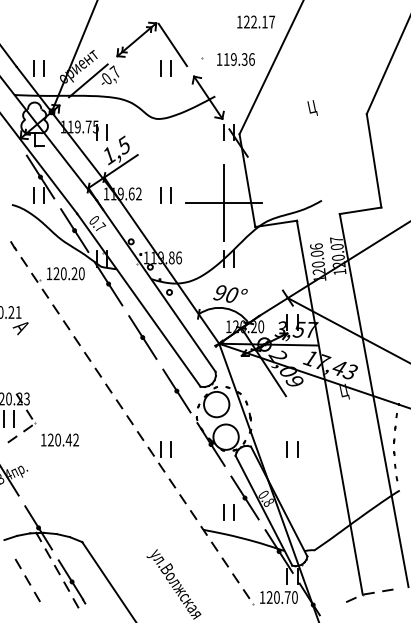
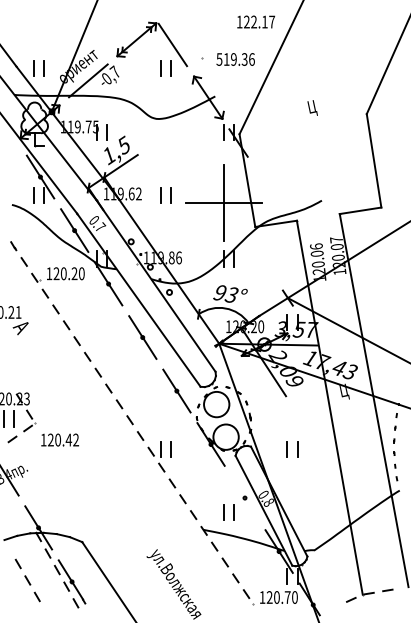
text: 119.36 -> 519.36 (219, 59)
text: 90° -> 93° (231, 294)
line: present -> none (244, 497)
